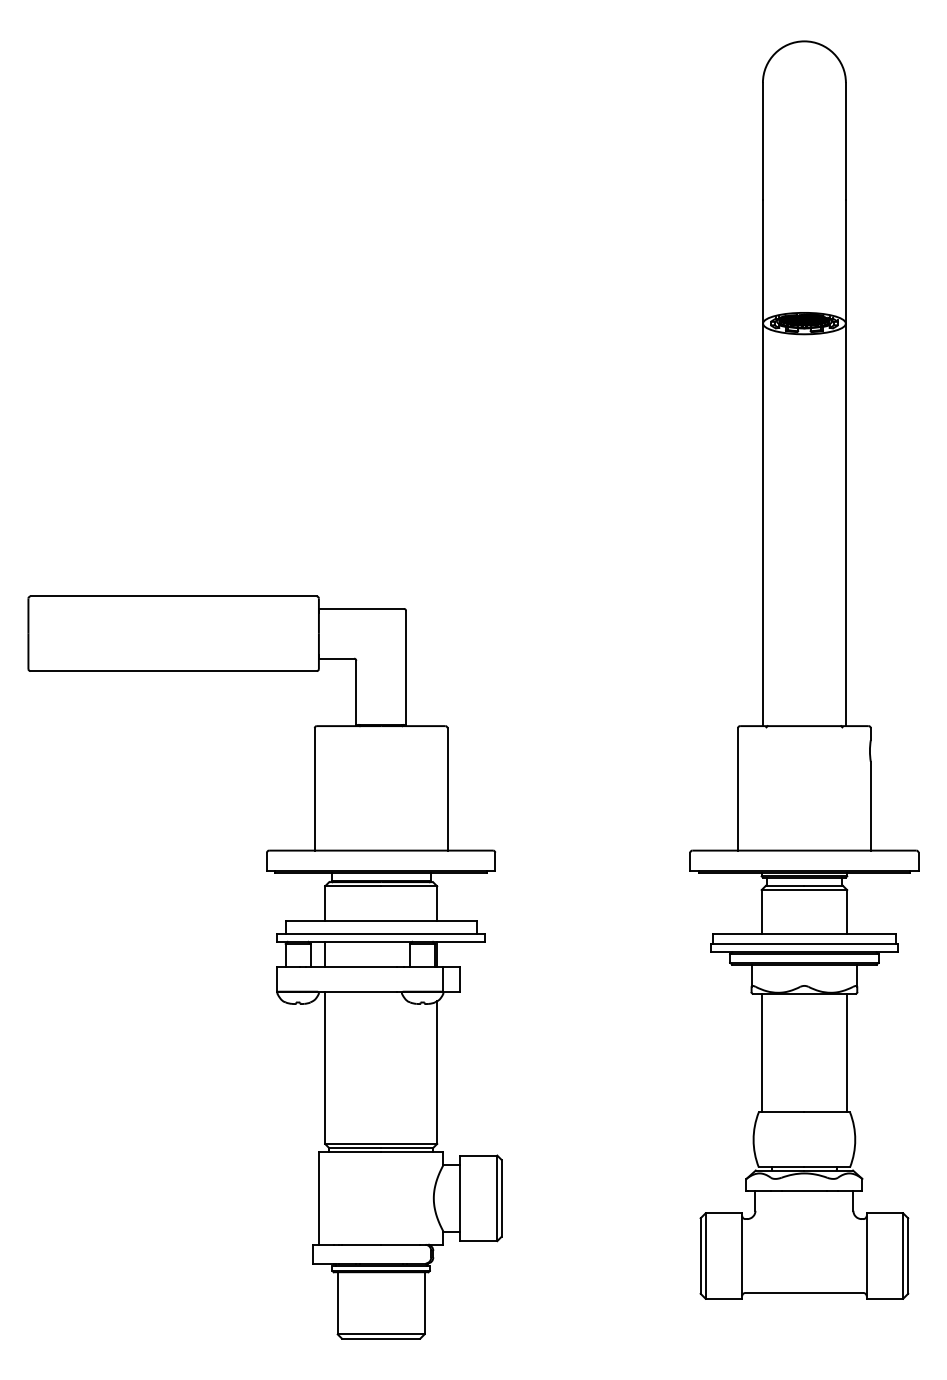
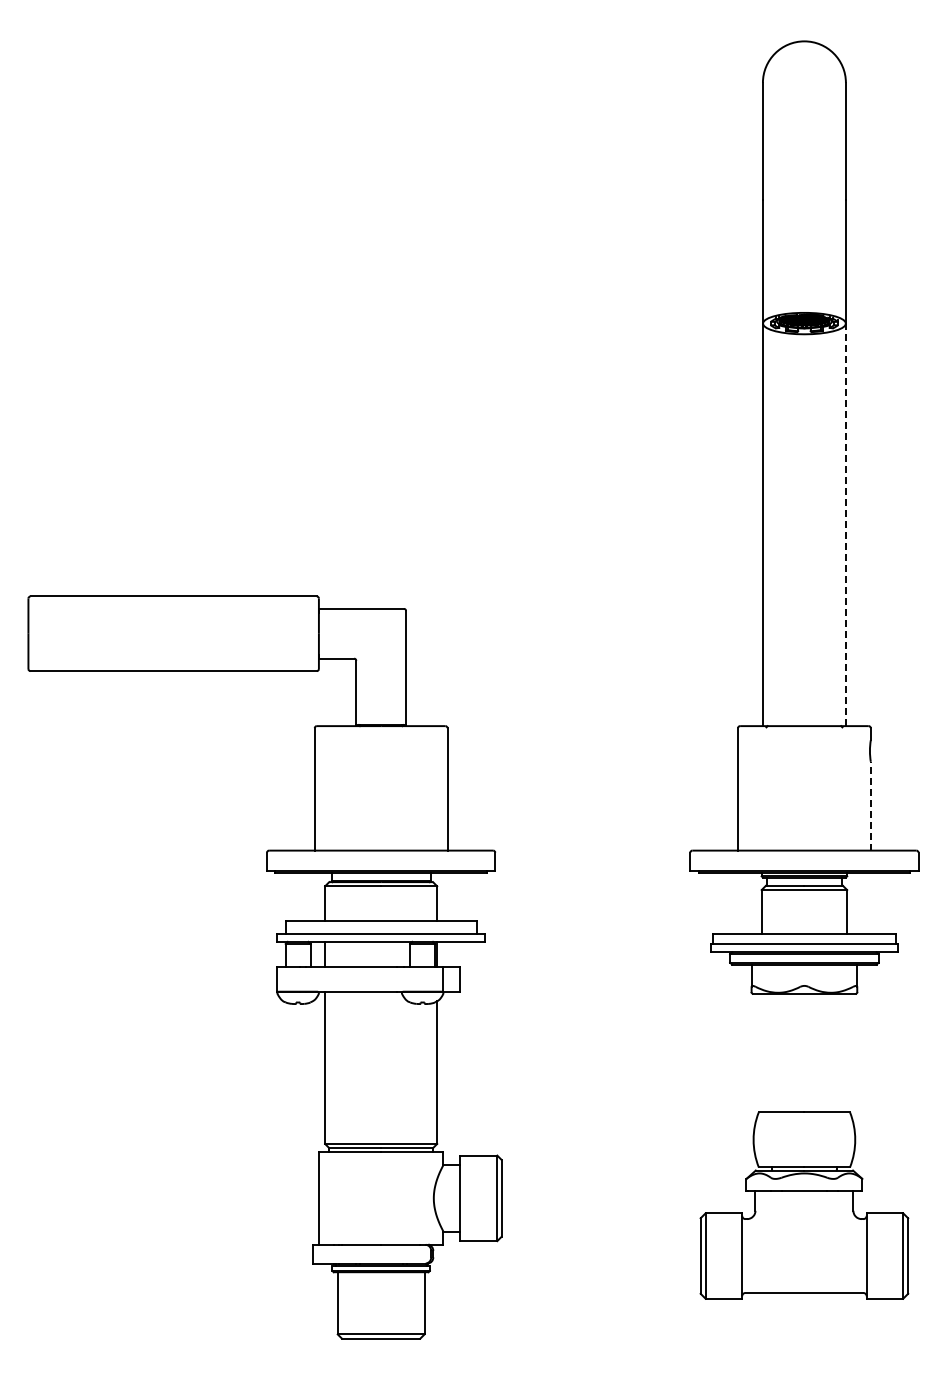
line: solid -> dashed (845, 524)
line: solid -> dashed (870, 805)
line: present -> none (761, 1052)
line: present -> none (847, 1052)
